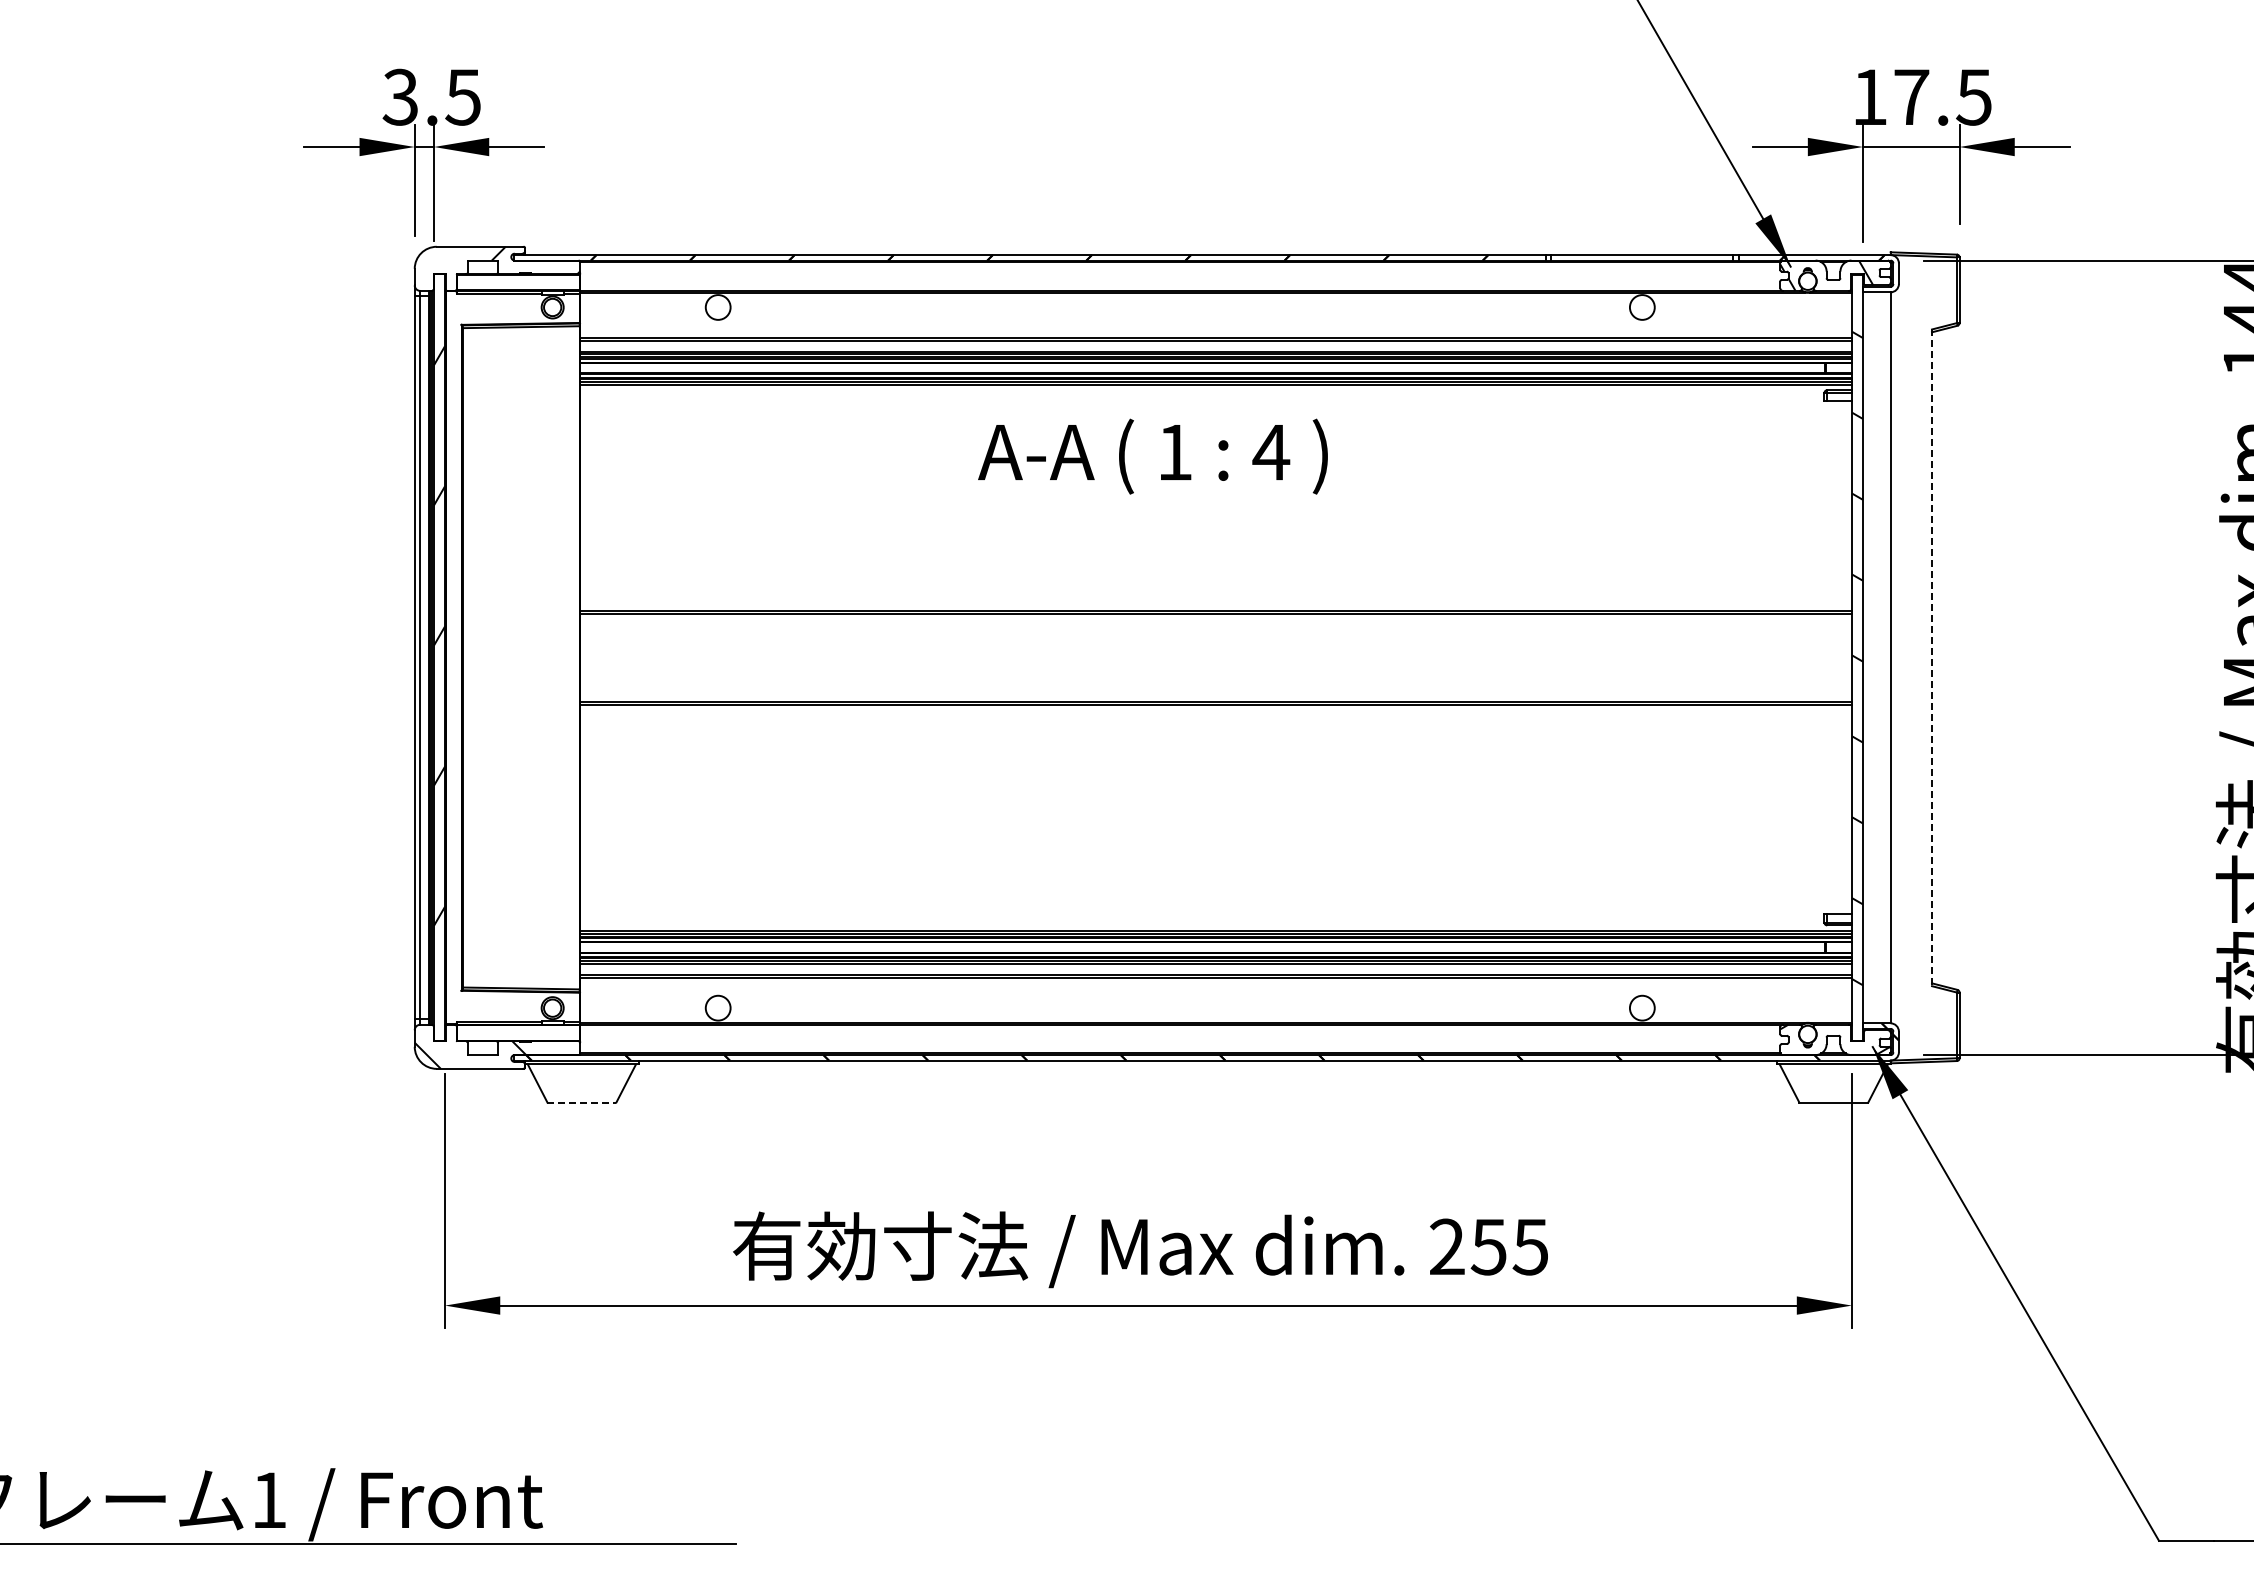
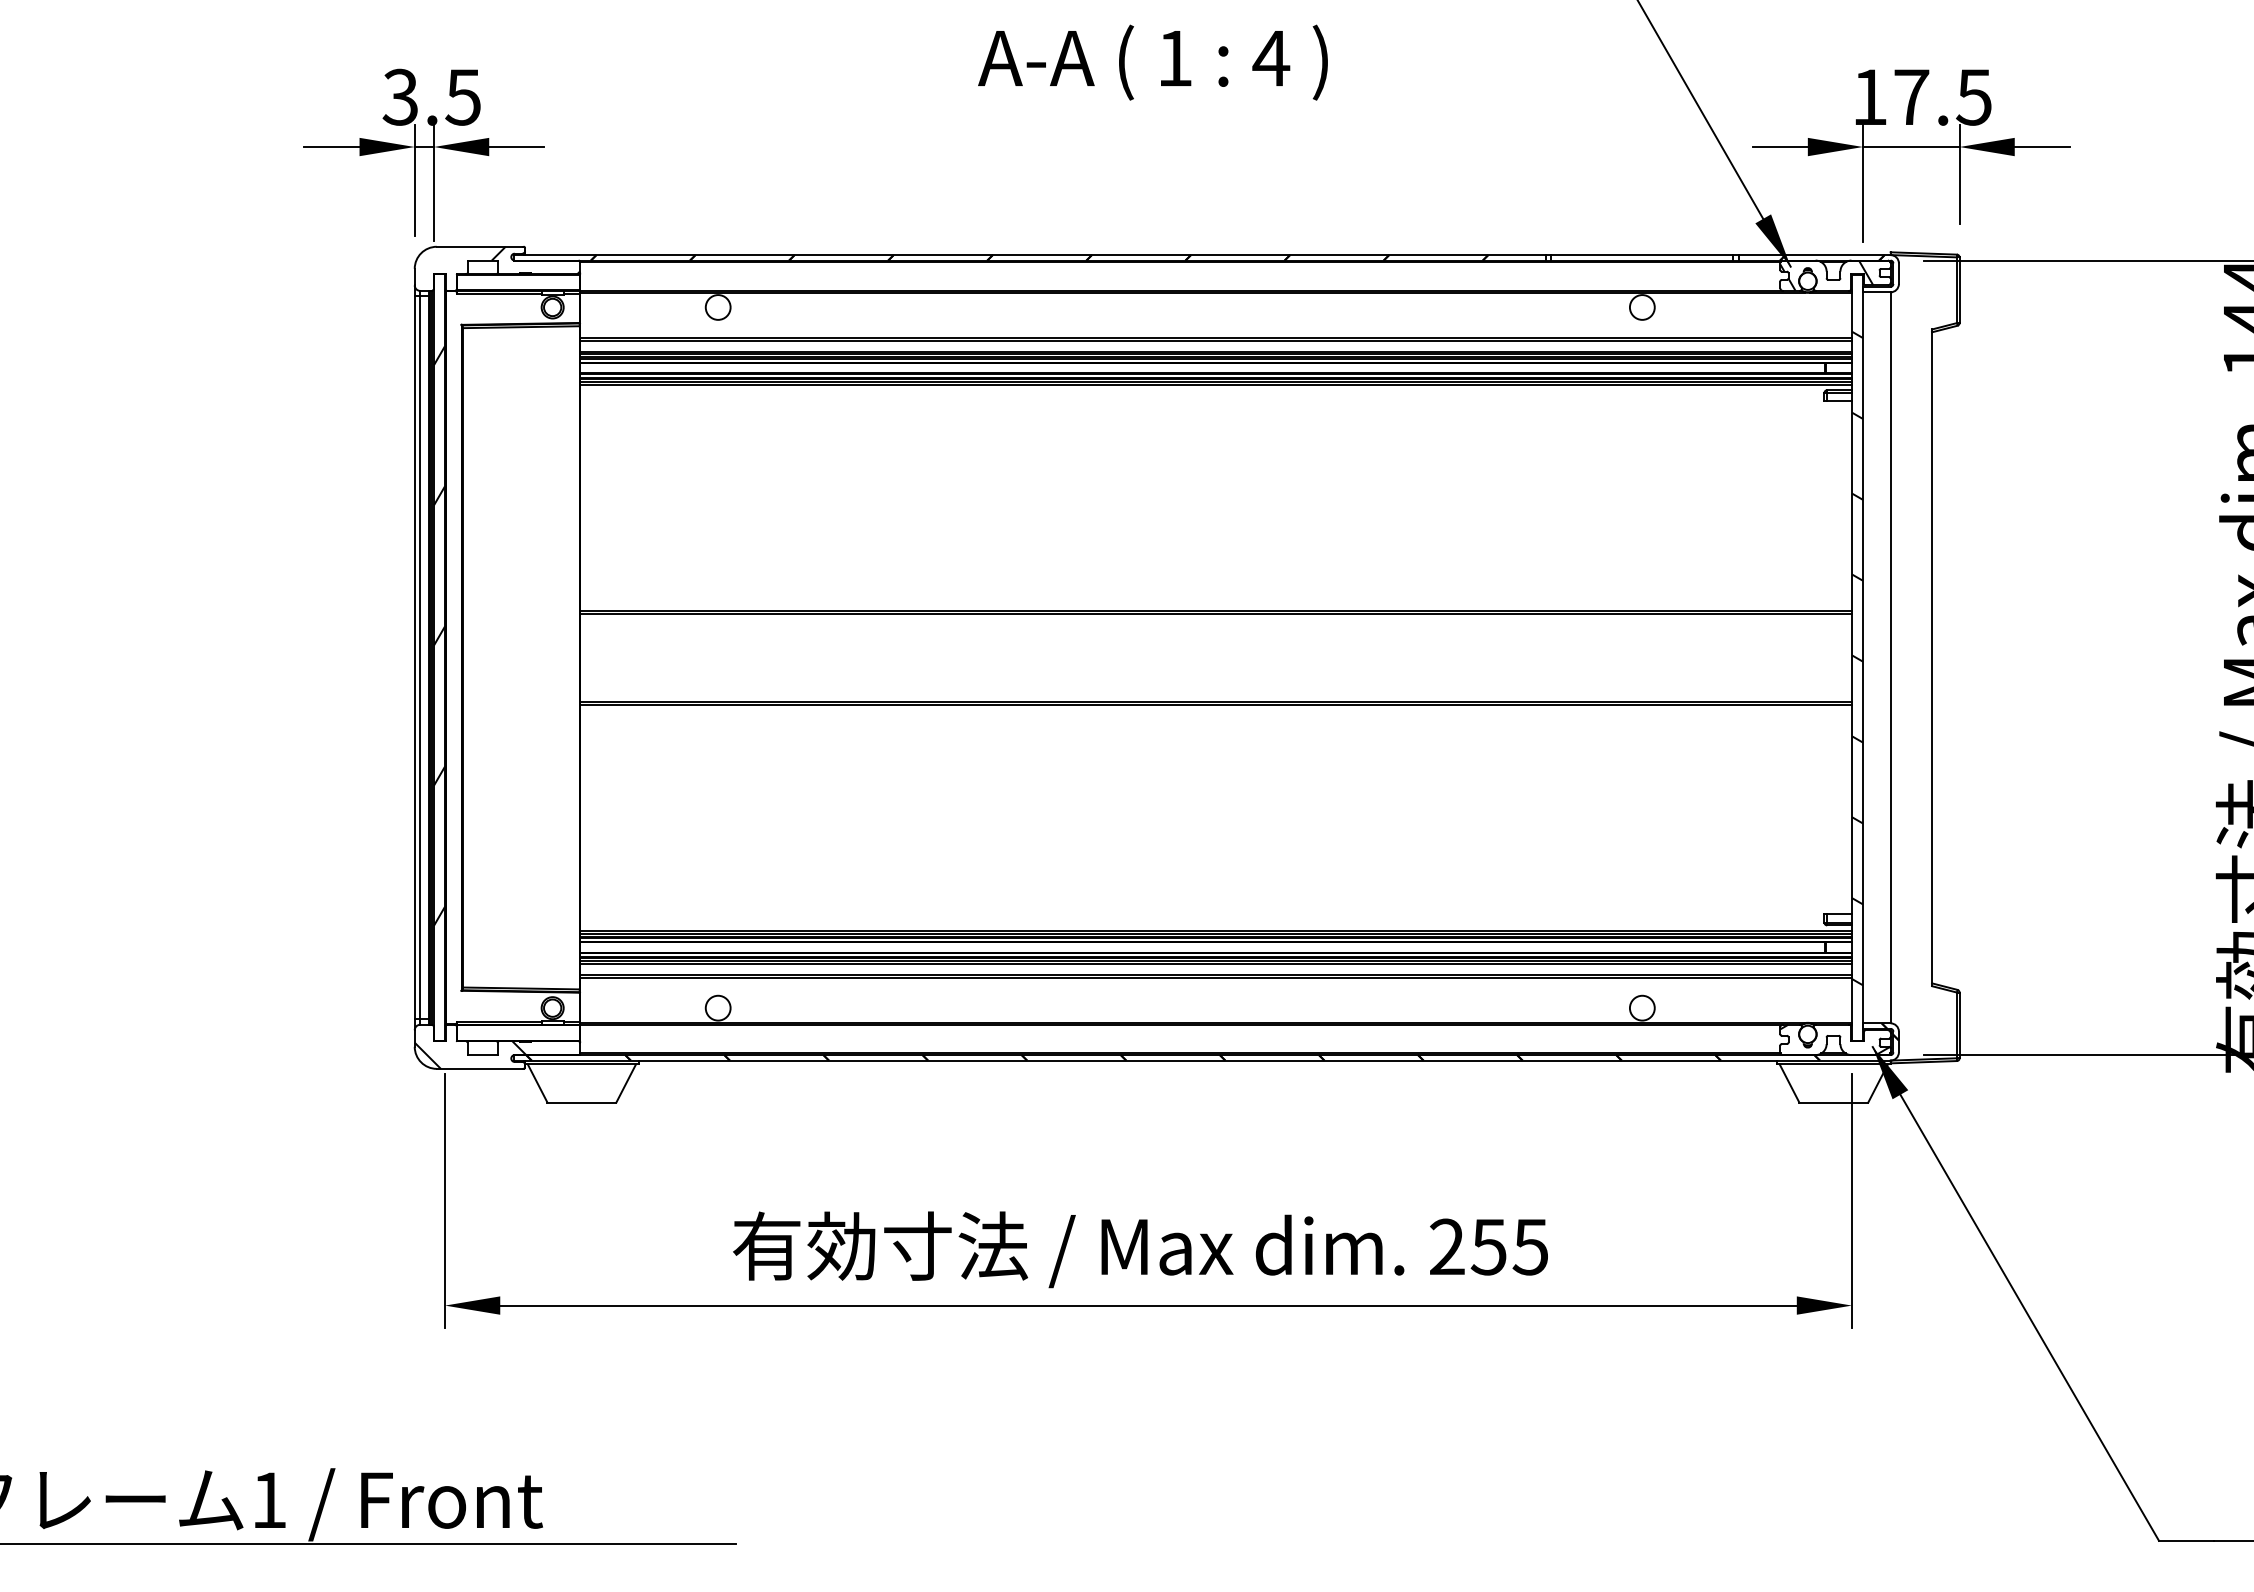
text position: (1152, 456) -> (1152, 62) (1152, 62)
line: dashed -> solid (1932, 658)
line: dashed -> solid (582, 1102)
